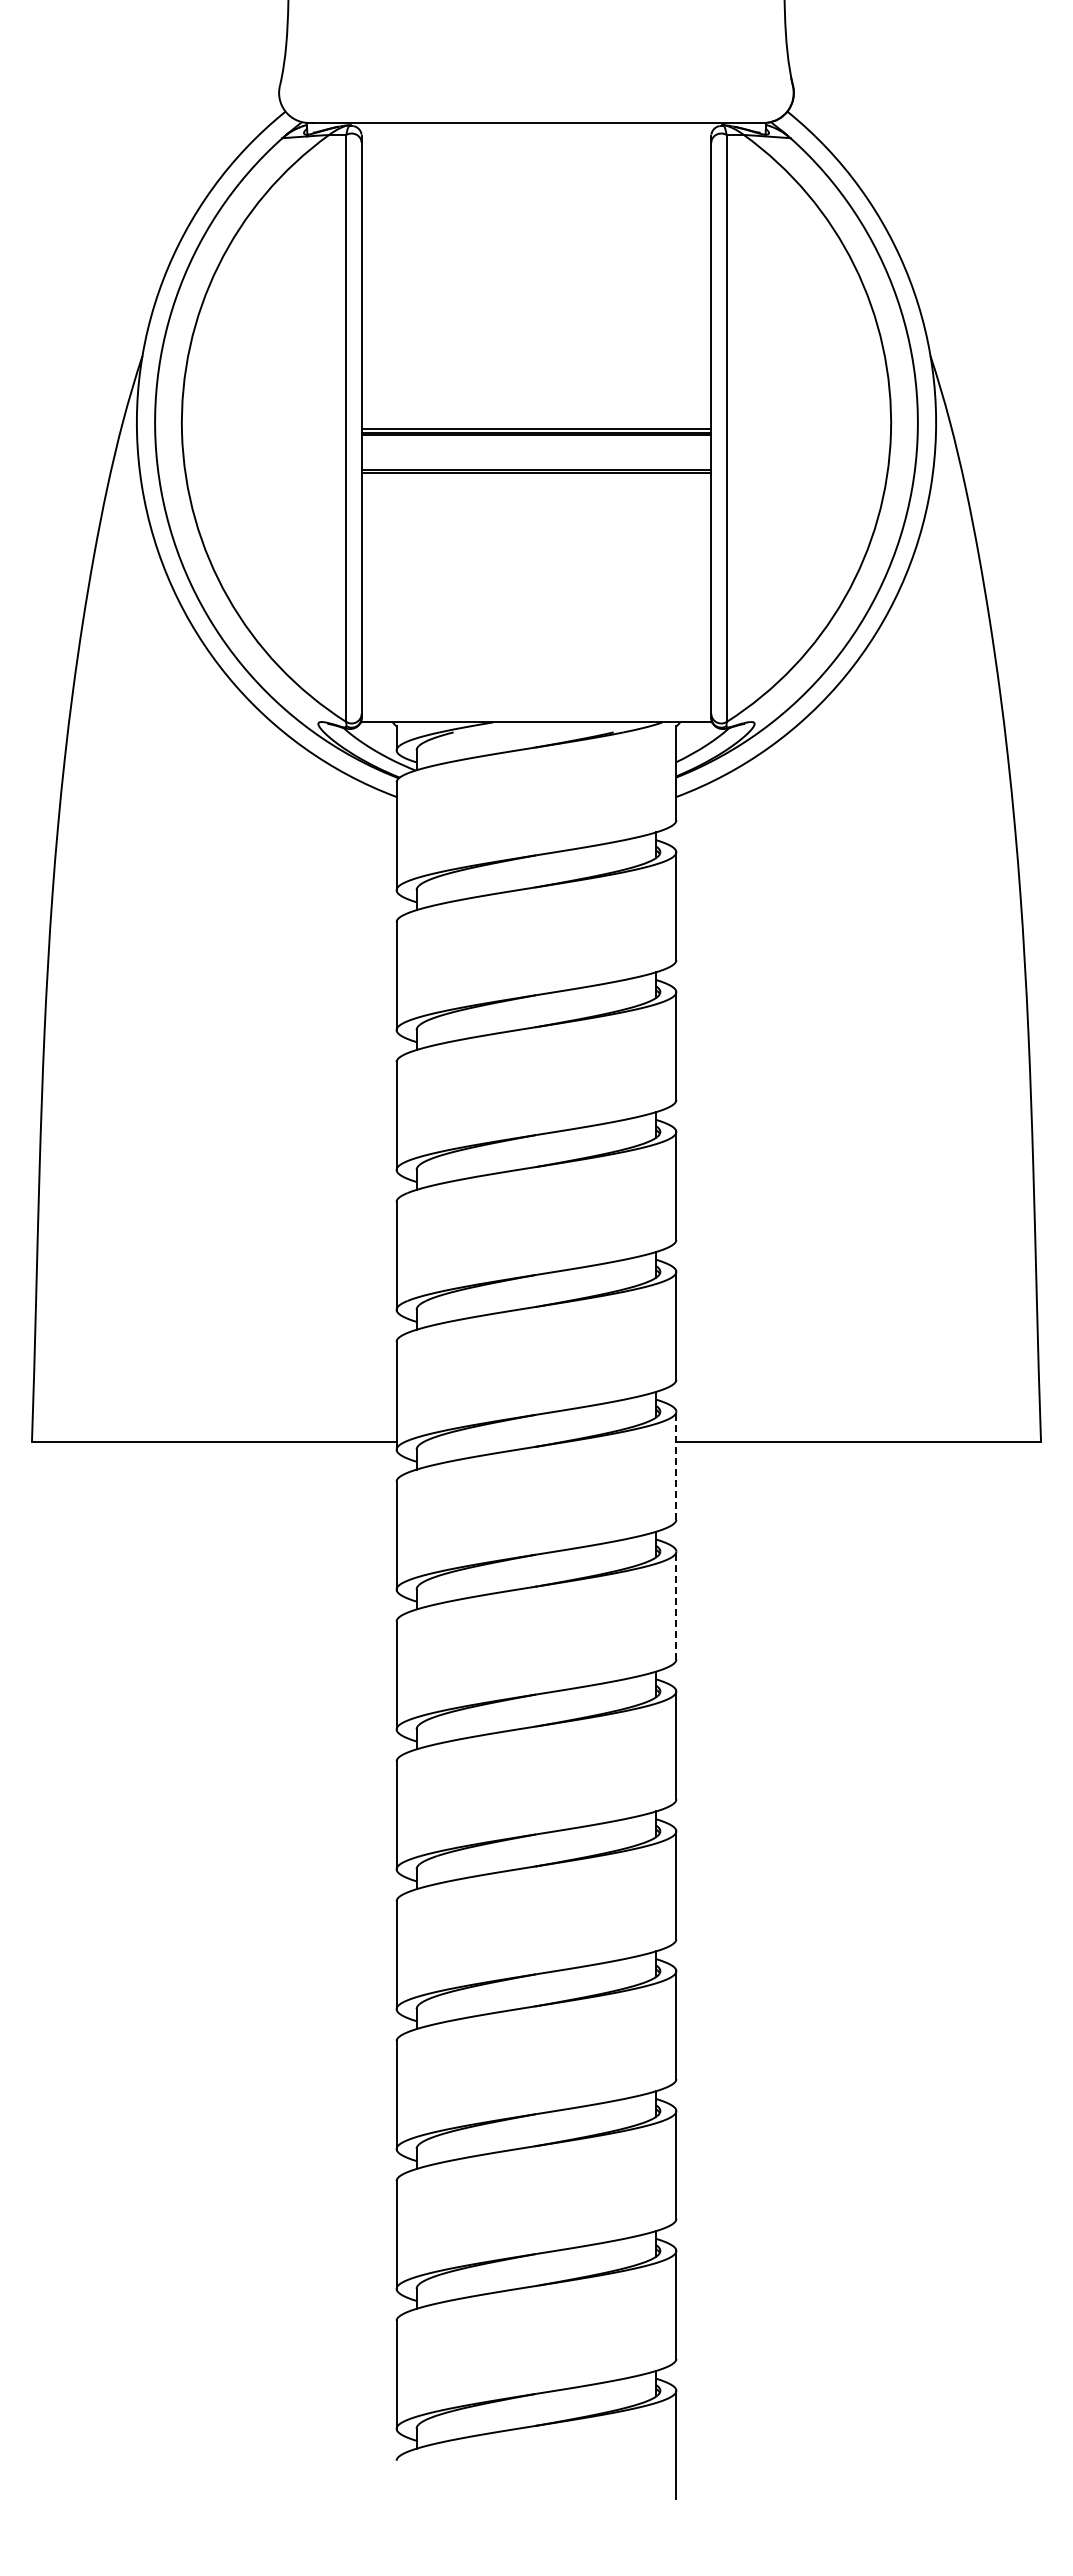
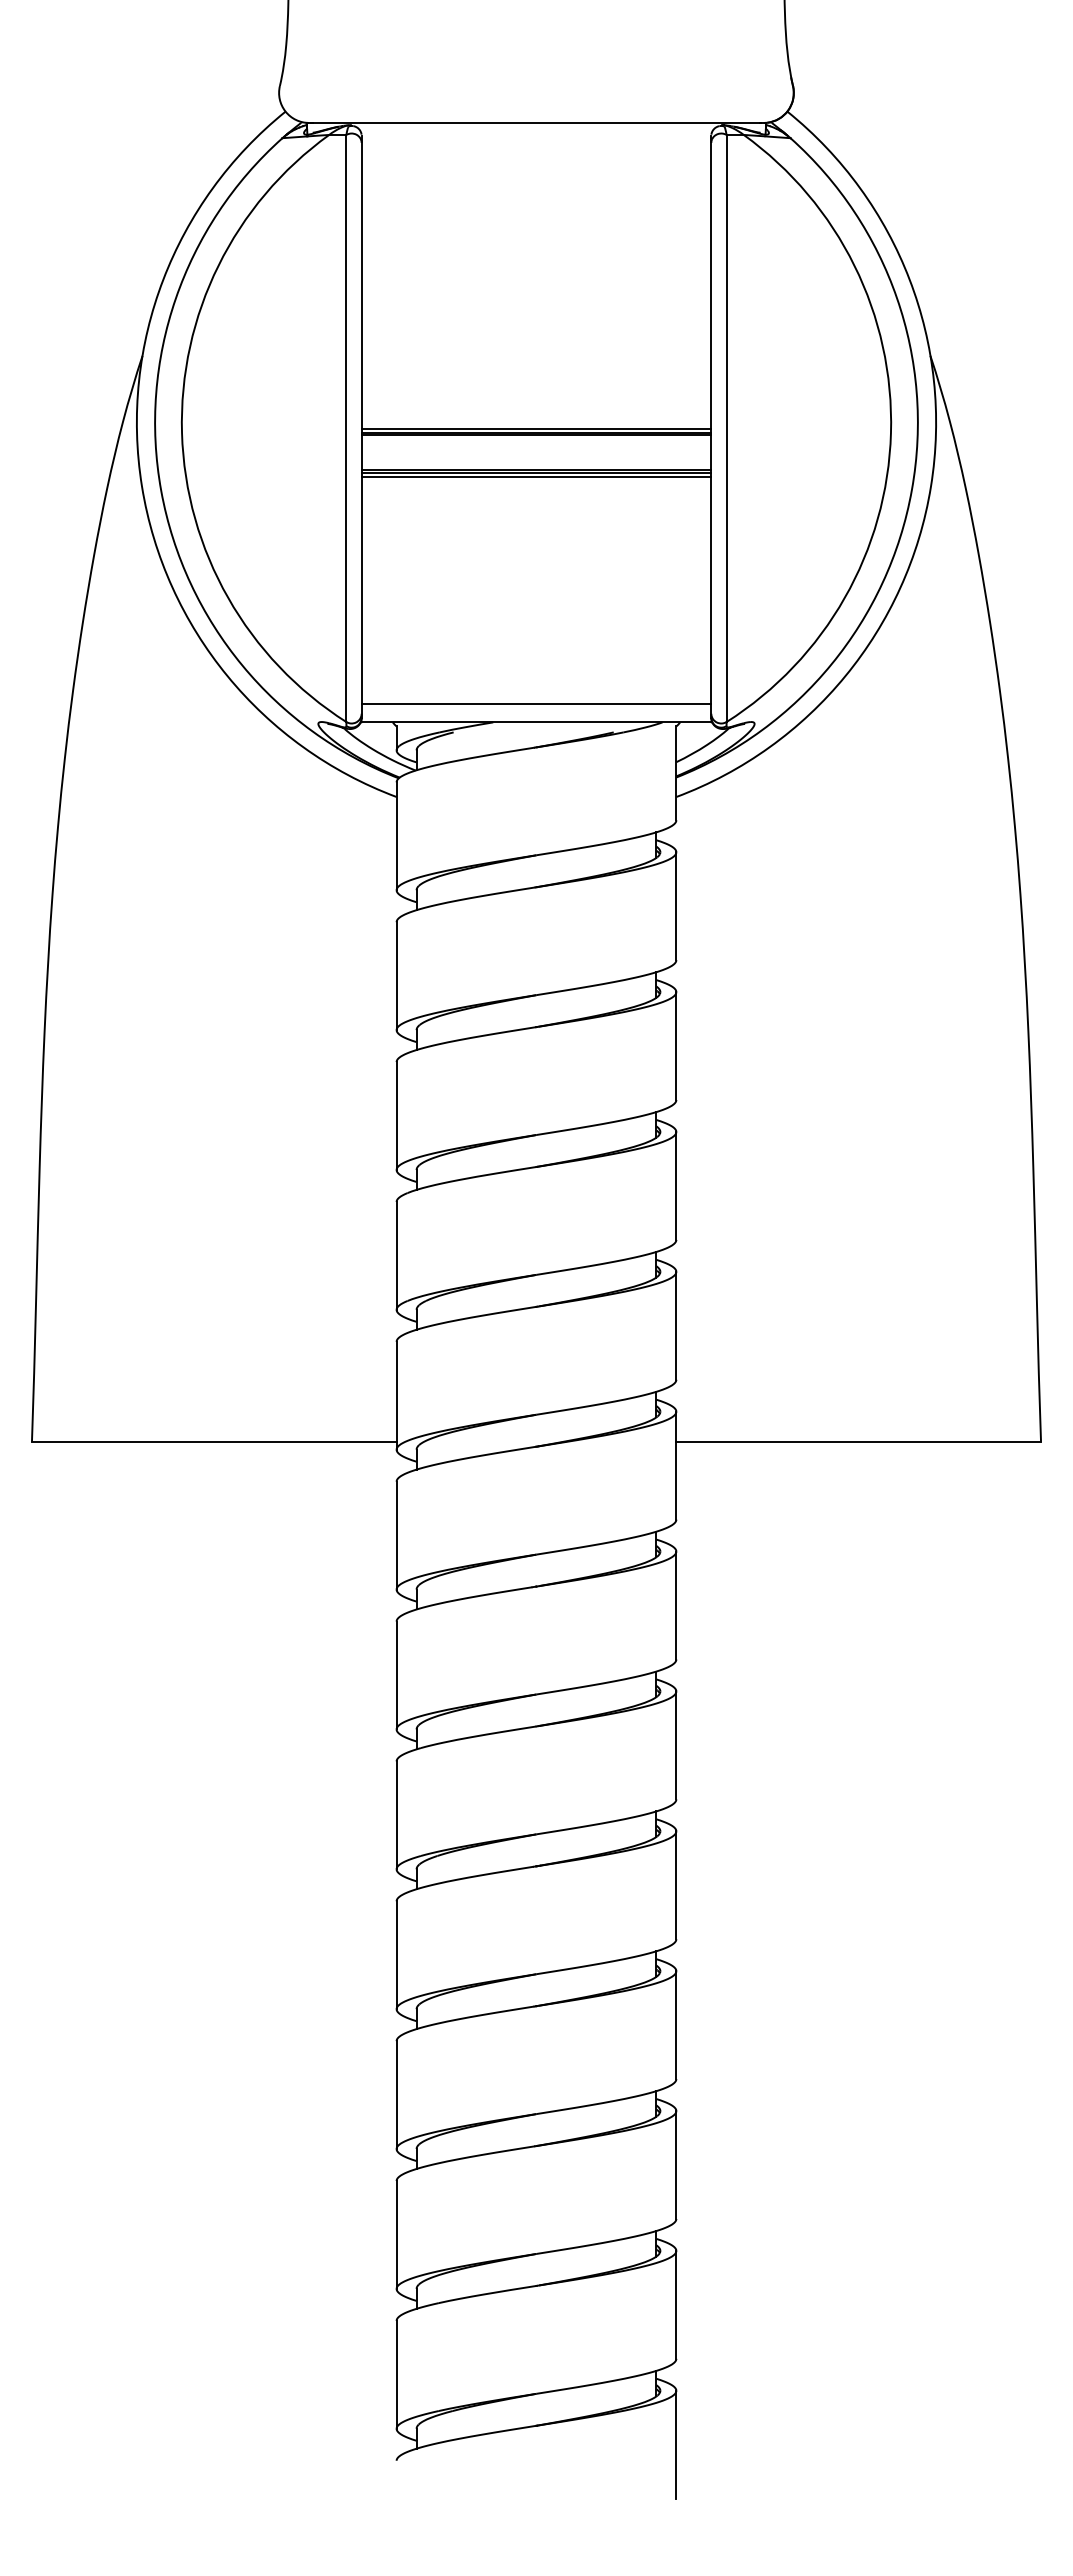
line: none -> present (536, 476)
line: none -> present (536, 703)
line: dashed -> solid (676, 1465)
line: dashed -> solid (676, 1605)
